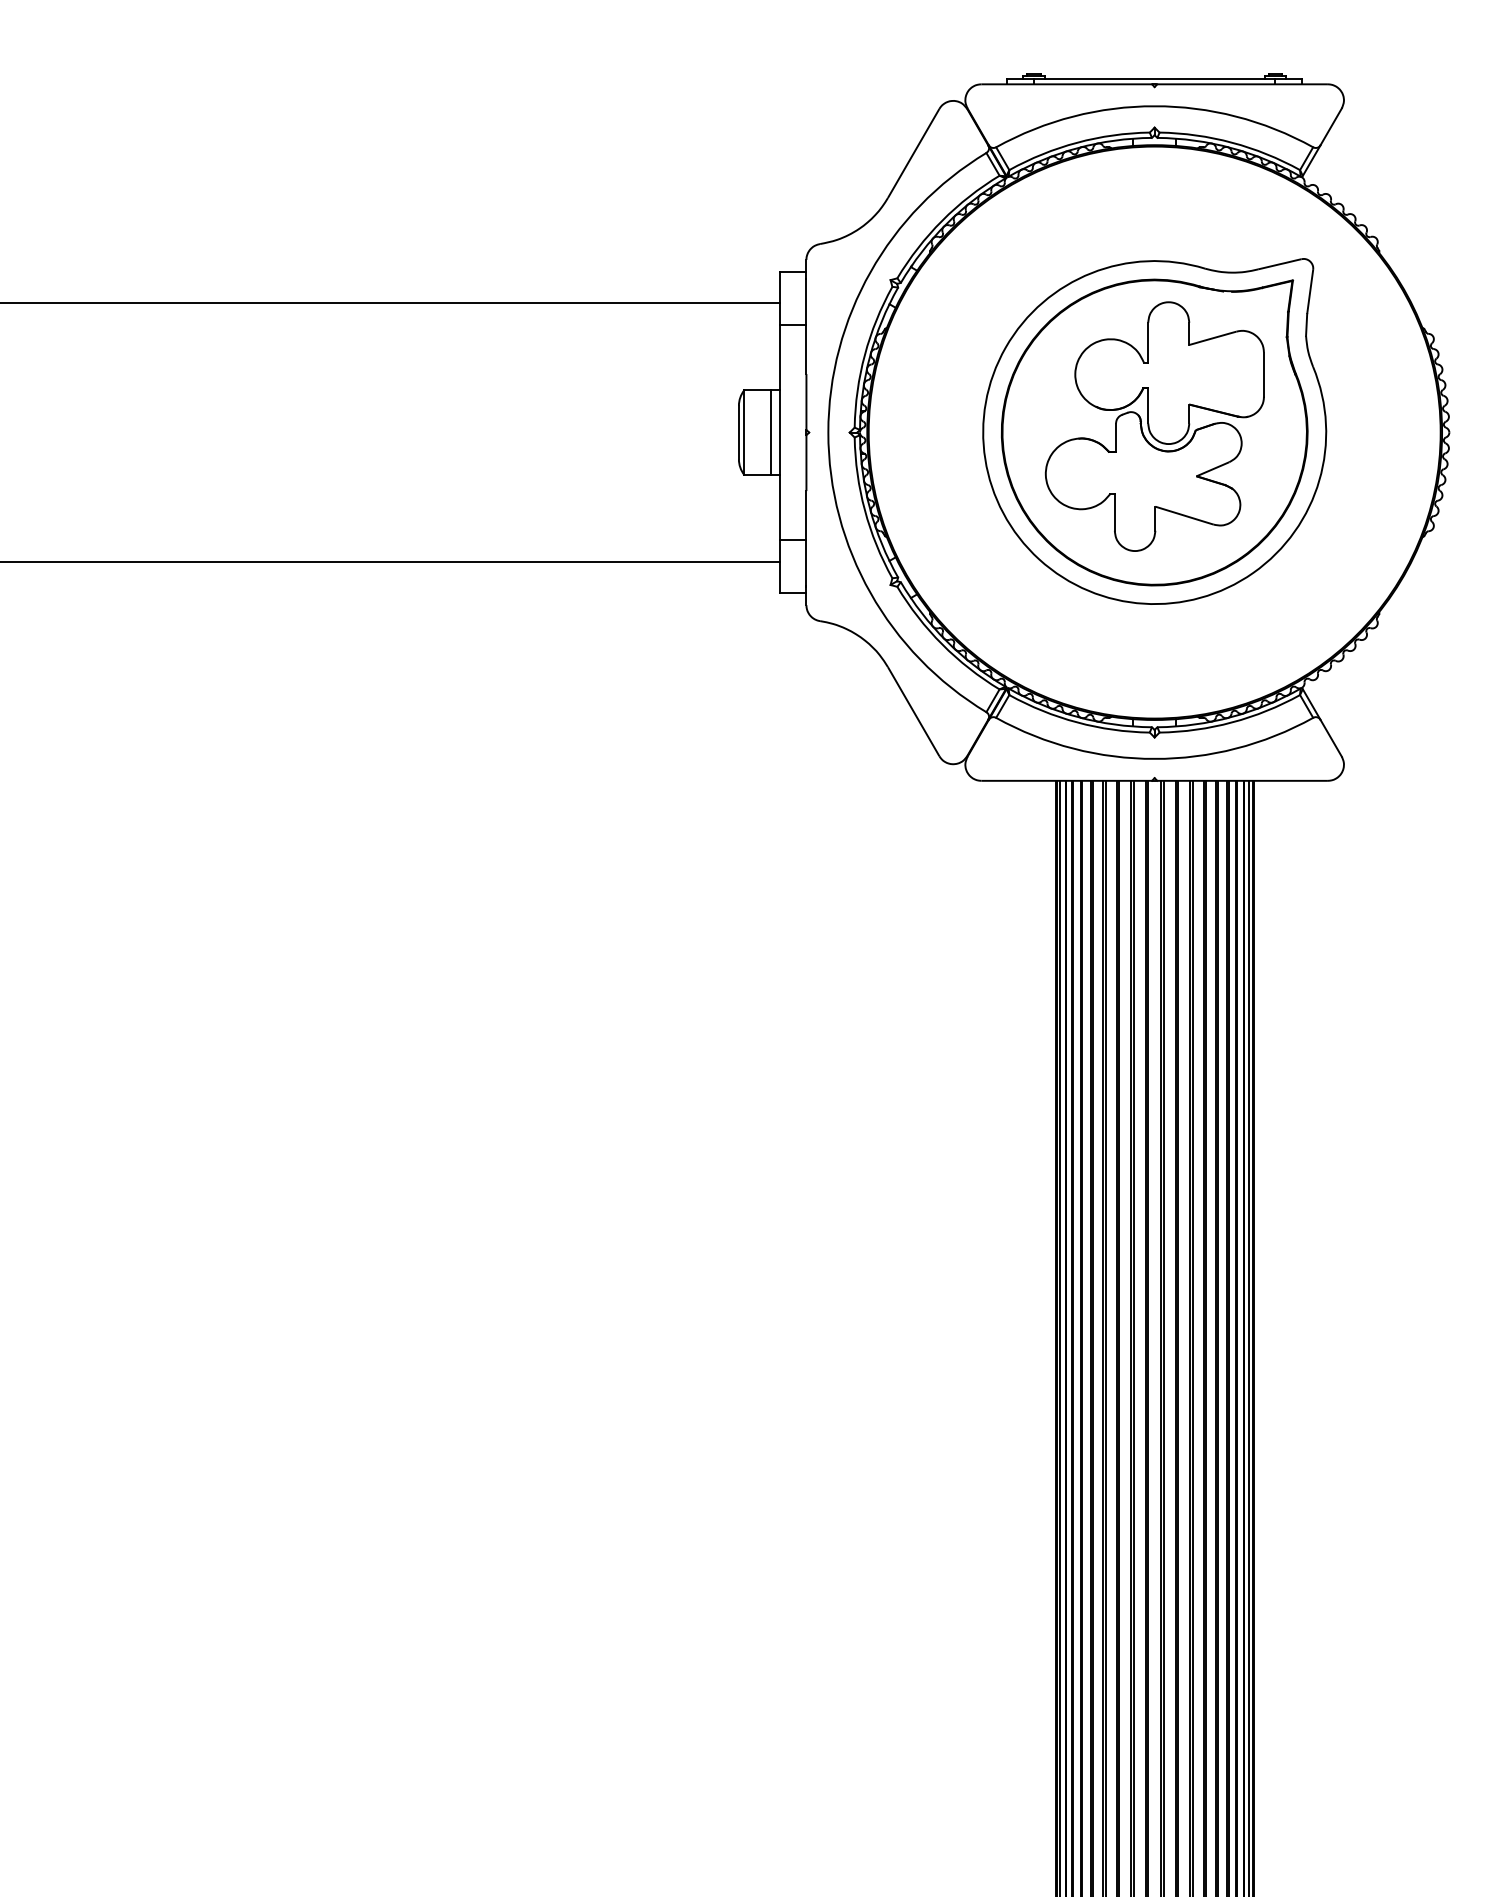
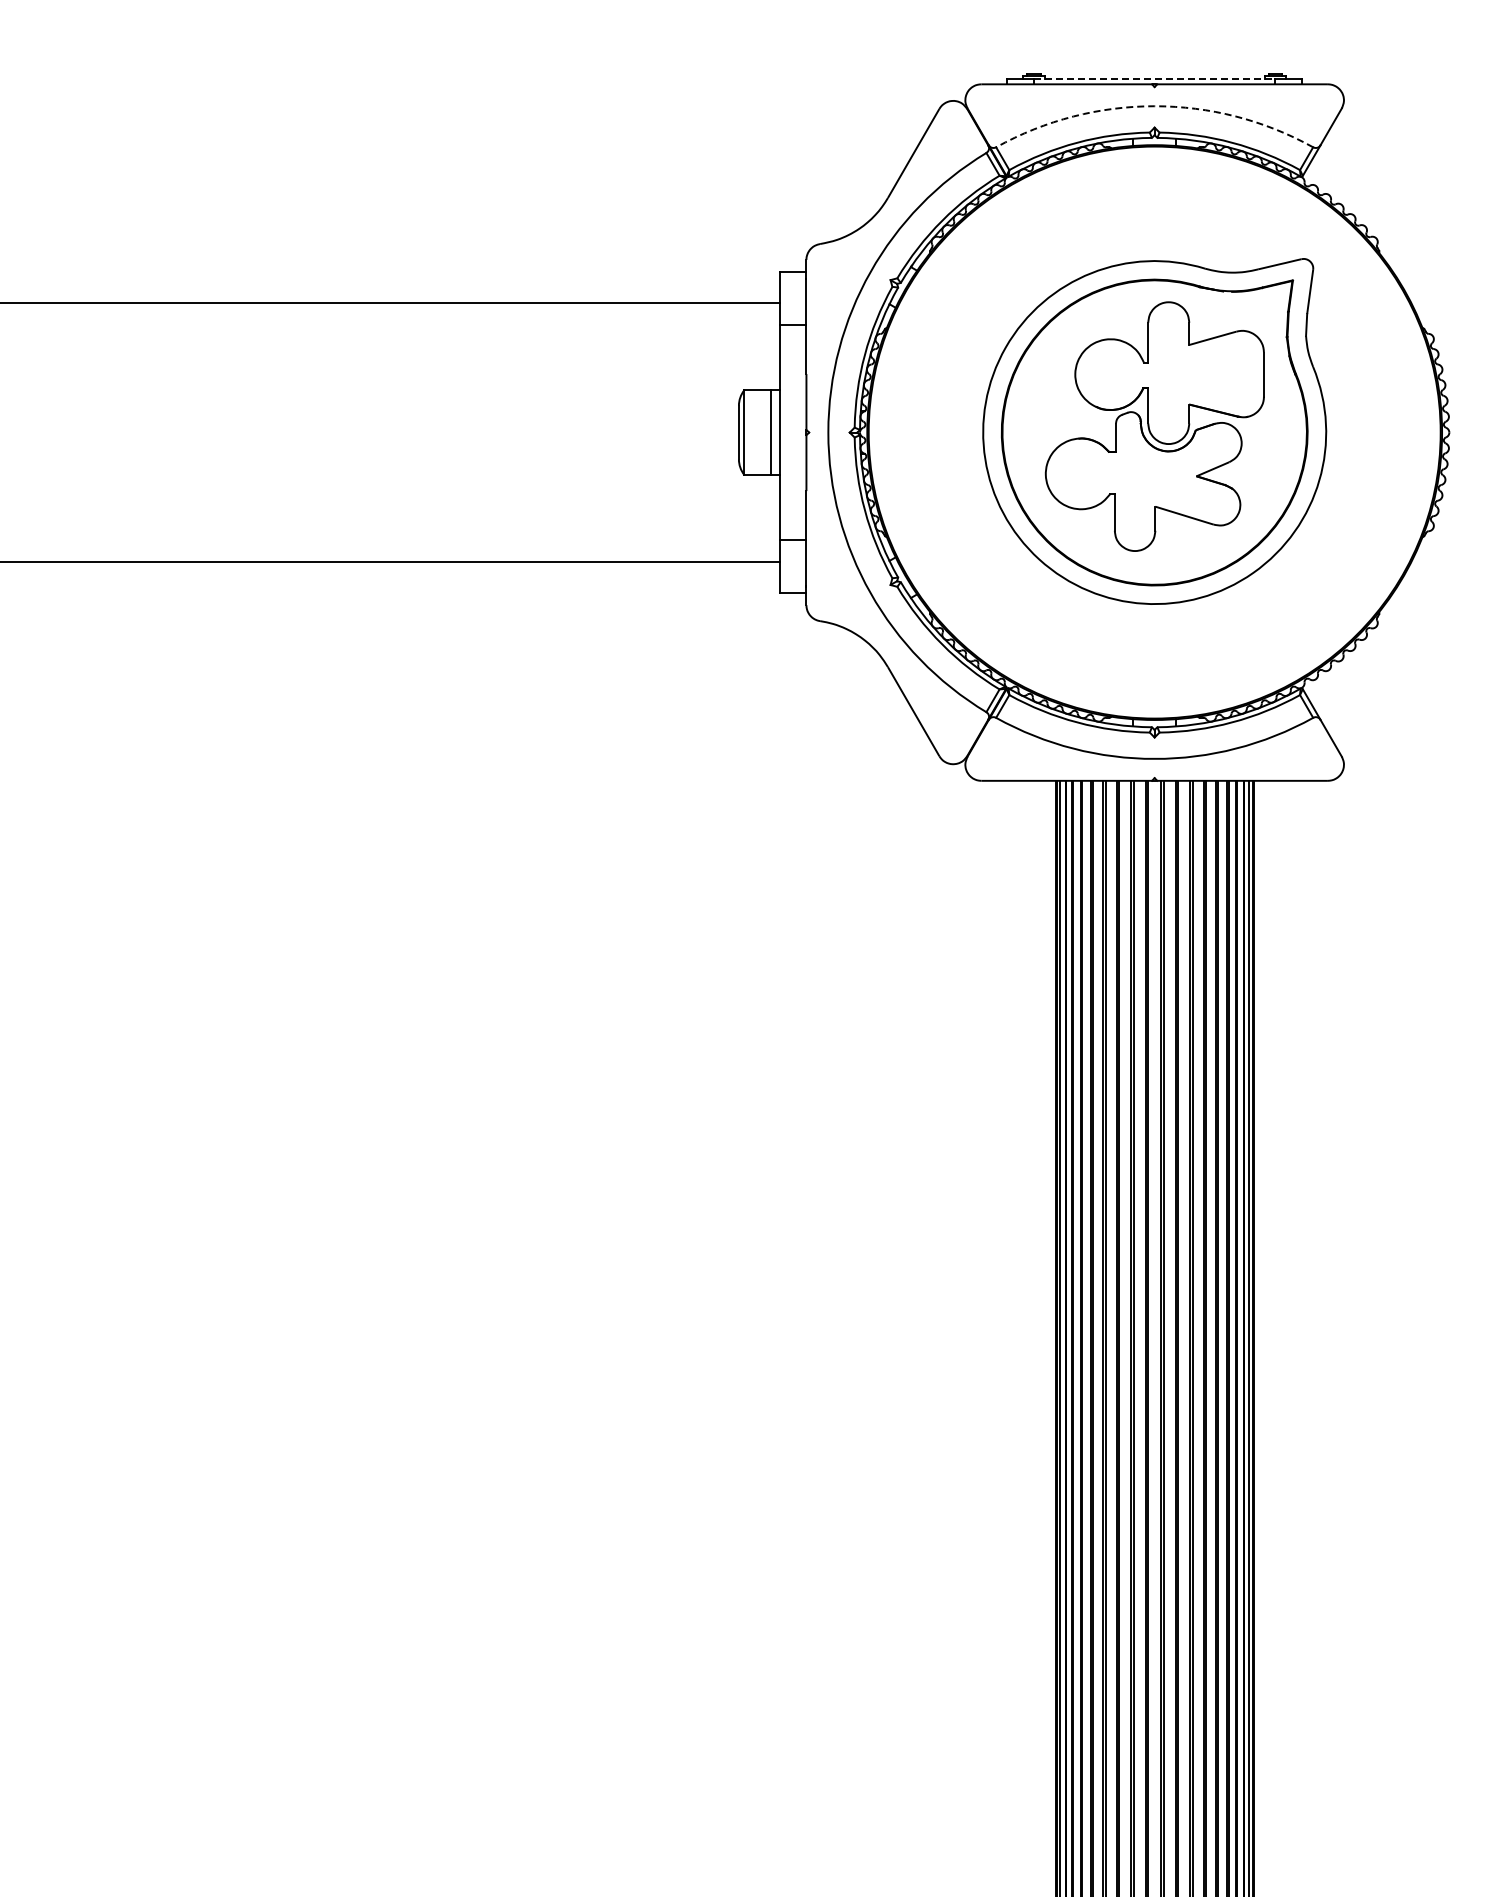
line: solid -> dashed (1154, 78)
arc: solid -> dashed (1154, 106)
